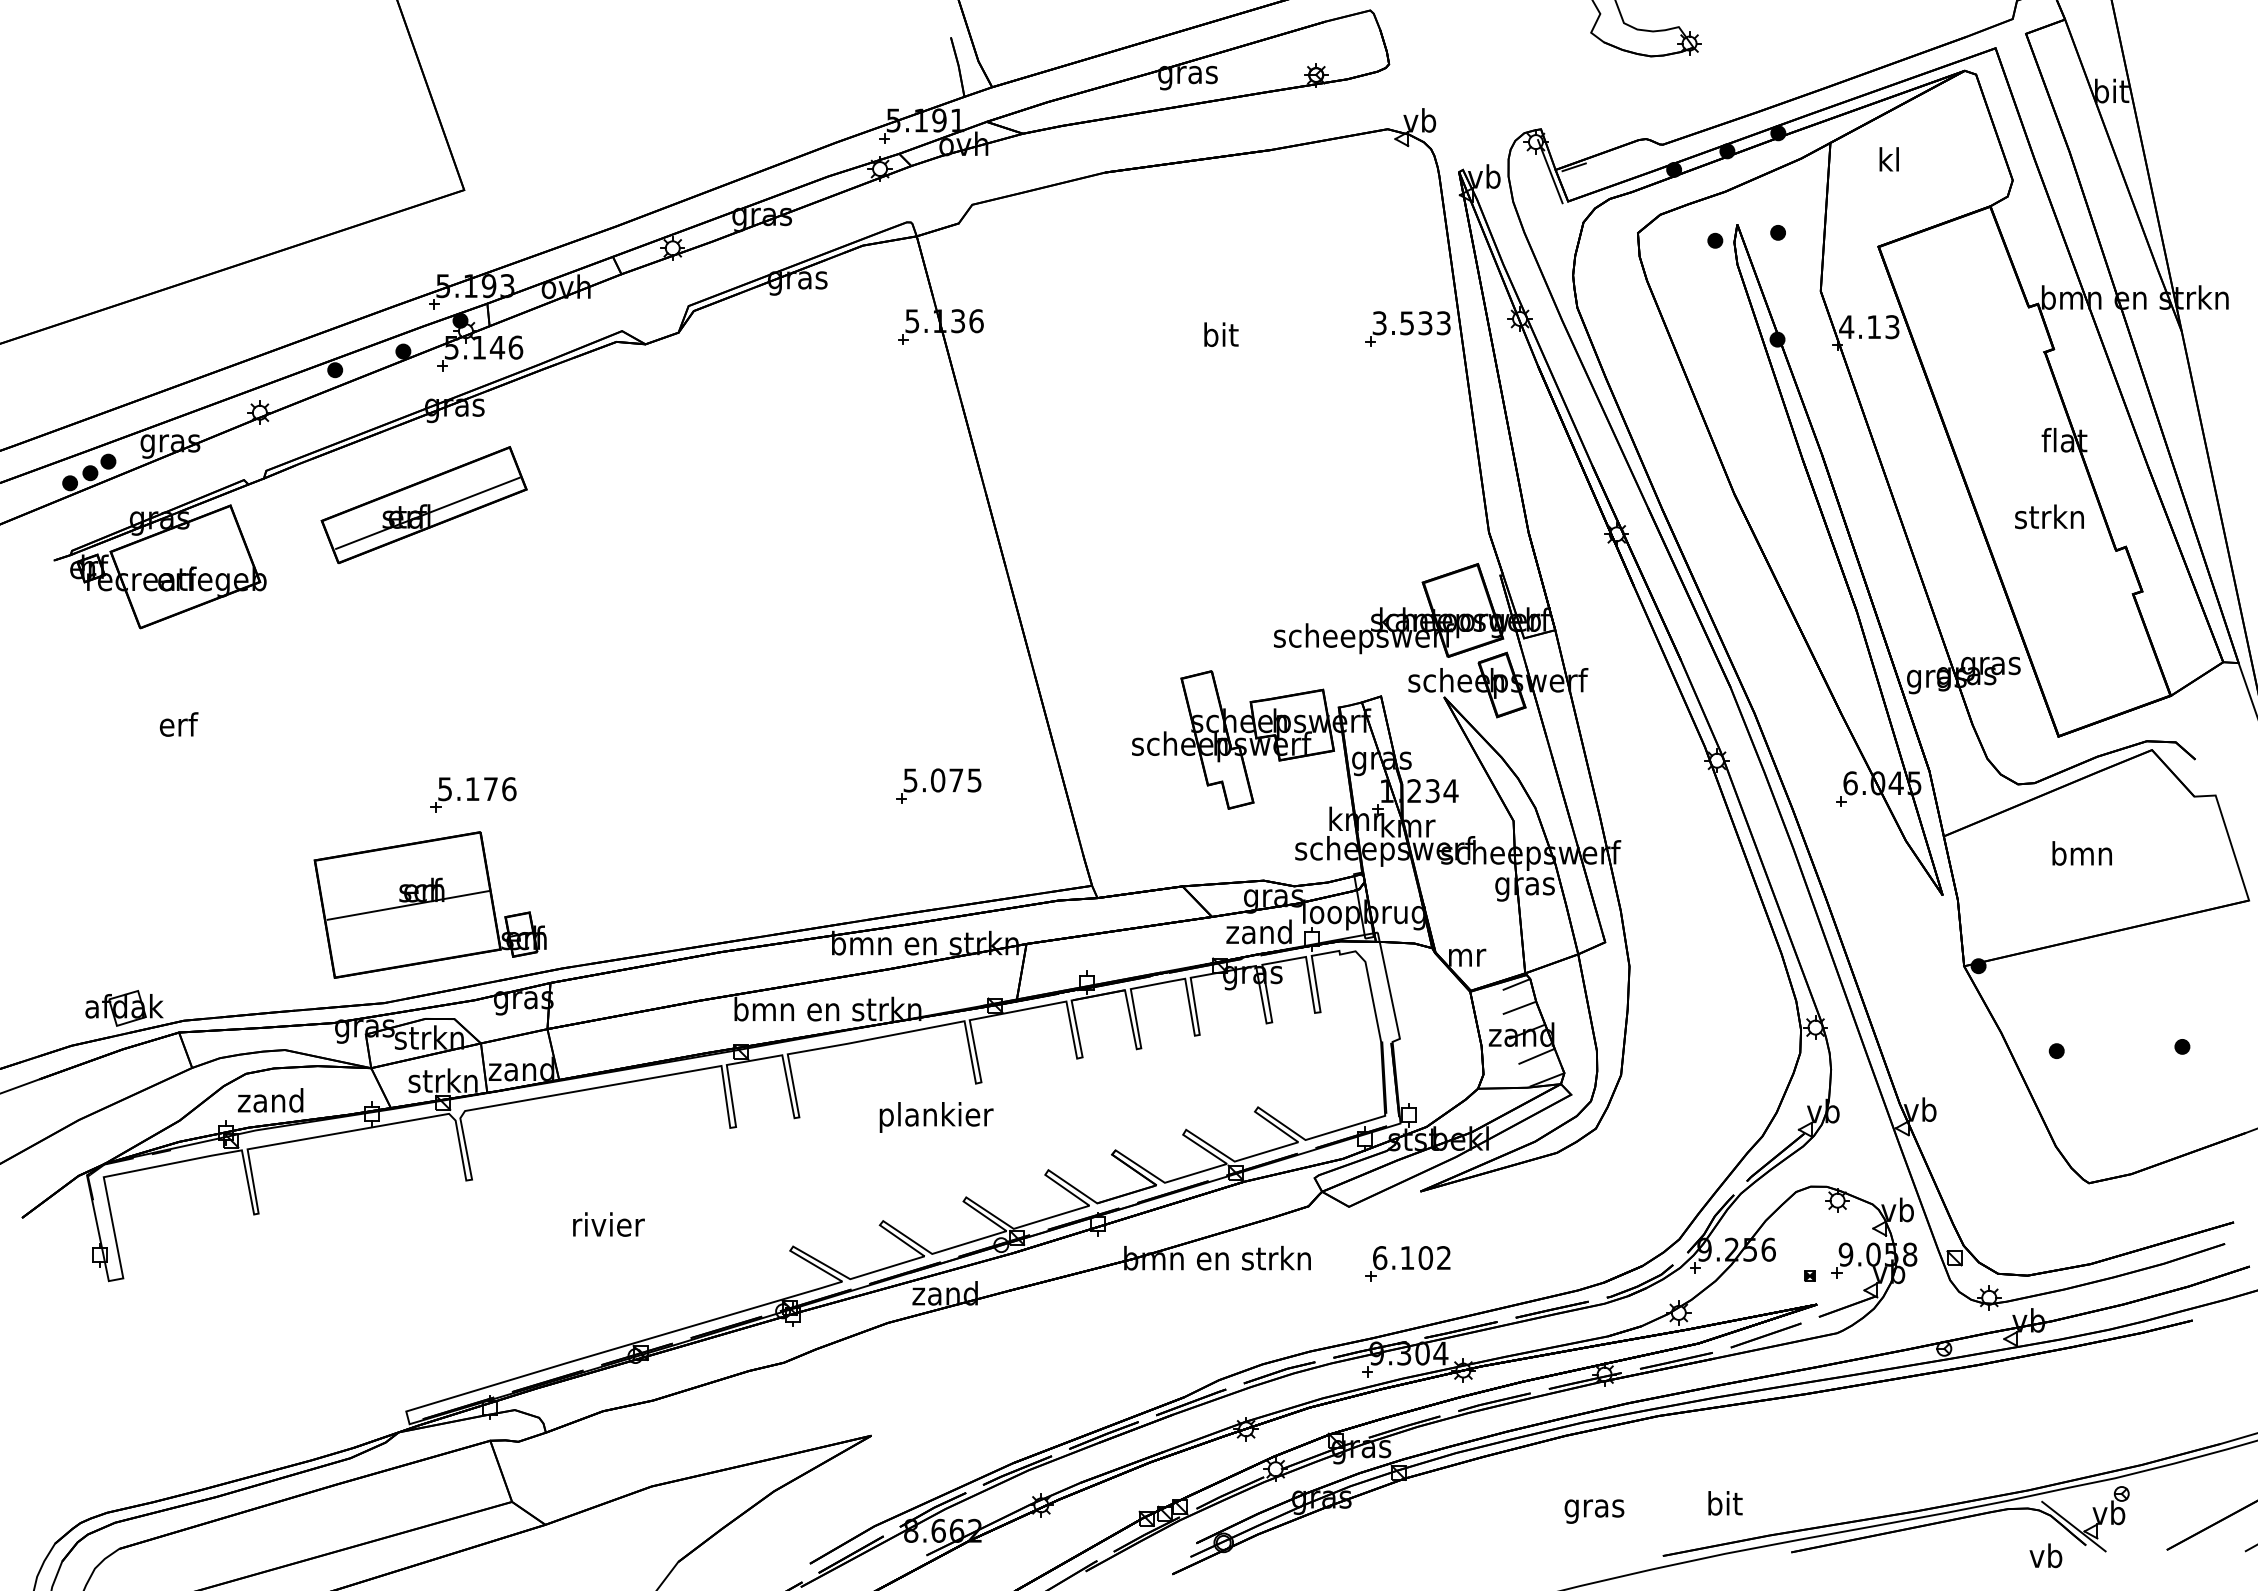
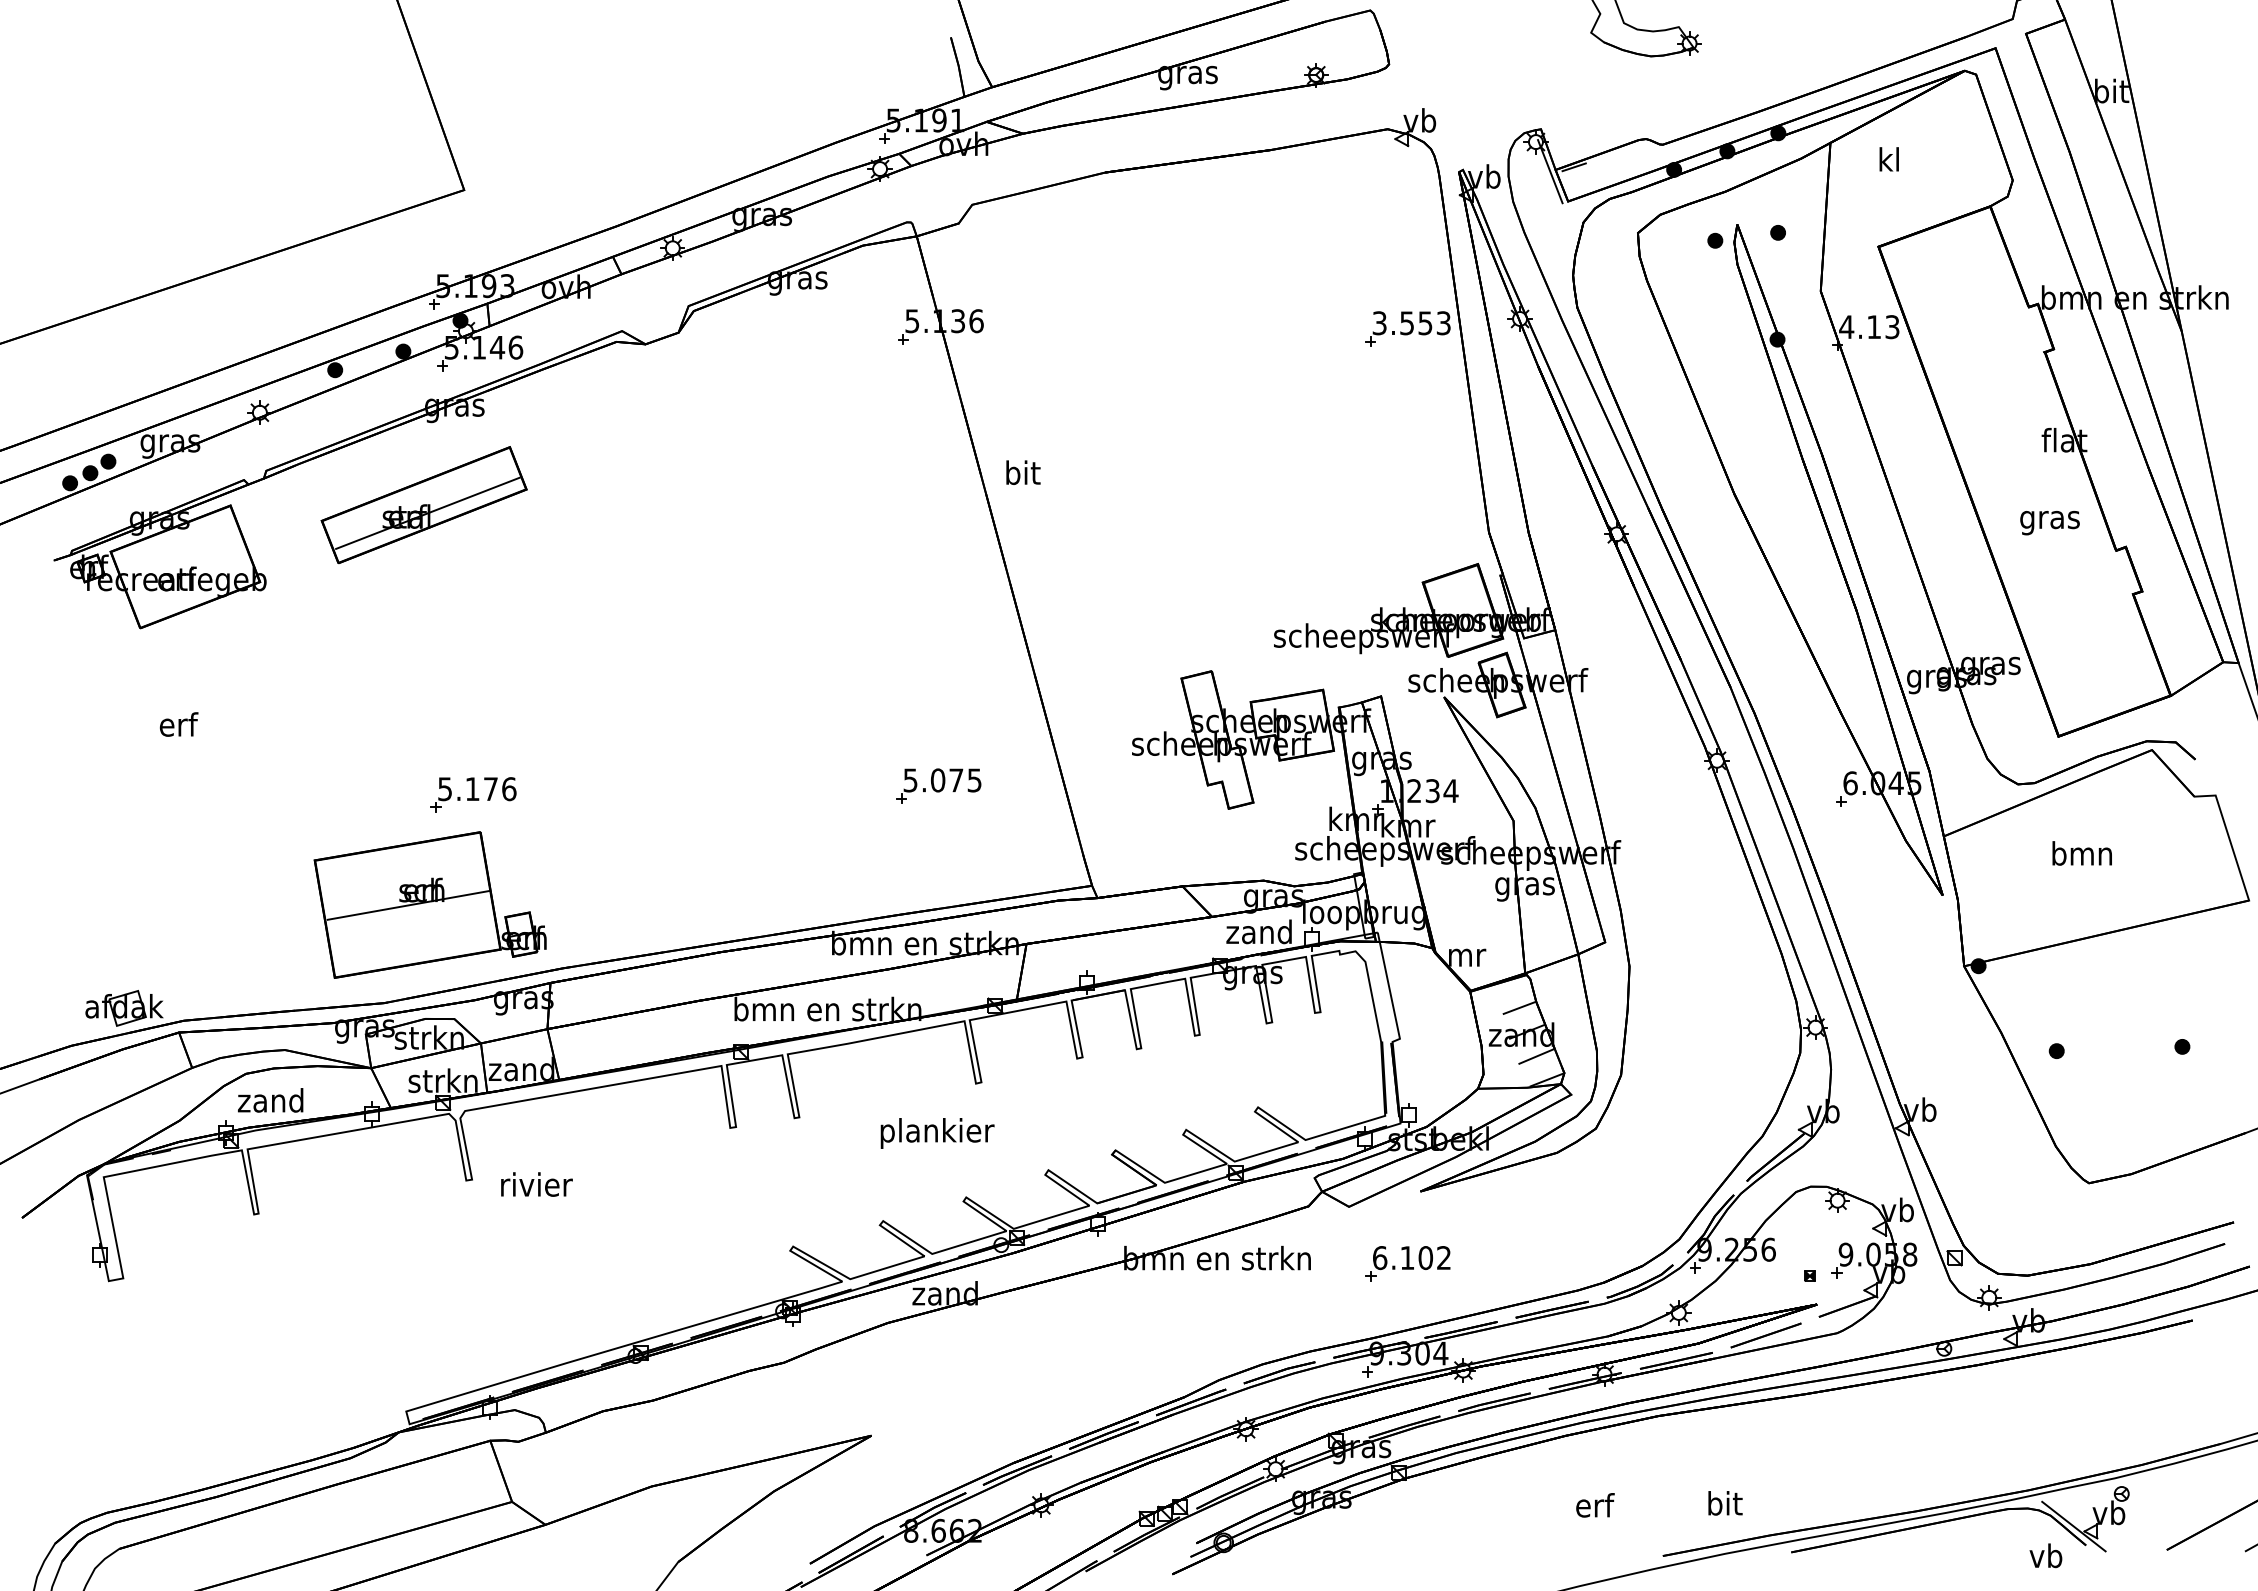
text: 3.533 -> 3.553 (1425, 322)
text position: (1221, 334) -> (1023, 472) (1023, 472)
text: strkn -> gras (2049, 519)
line: present -> none (1516, 984)
text position: (936, 1117) -> (937, 1133) (937, 1133)
text position: (608, 1224) -> (536, 1184) (536, 1184)
text: gras -> erf (1594, 1508)
